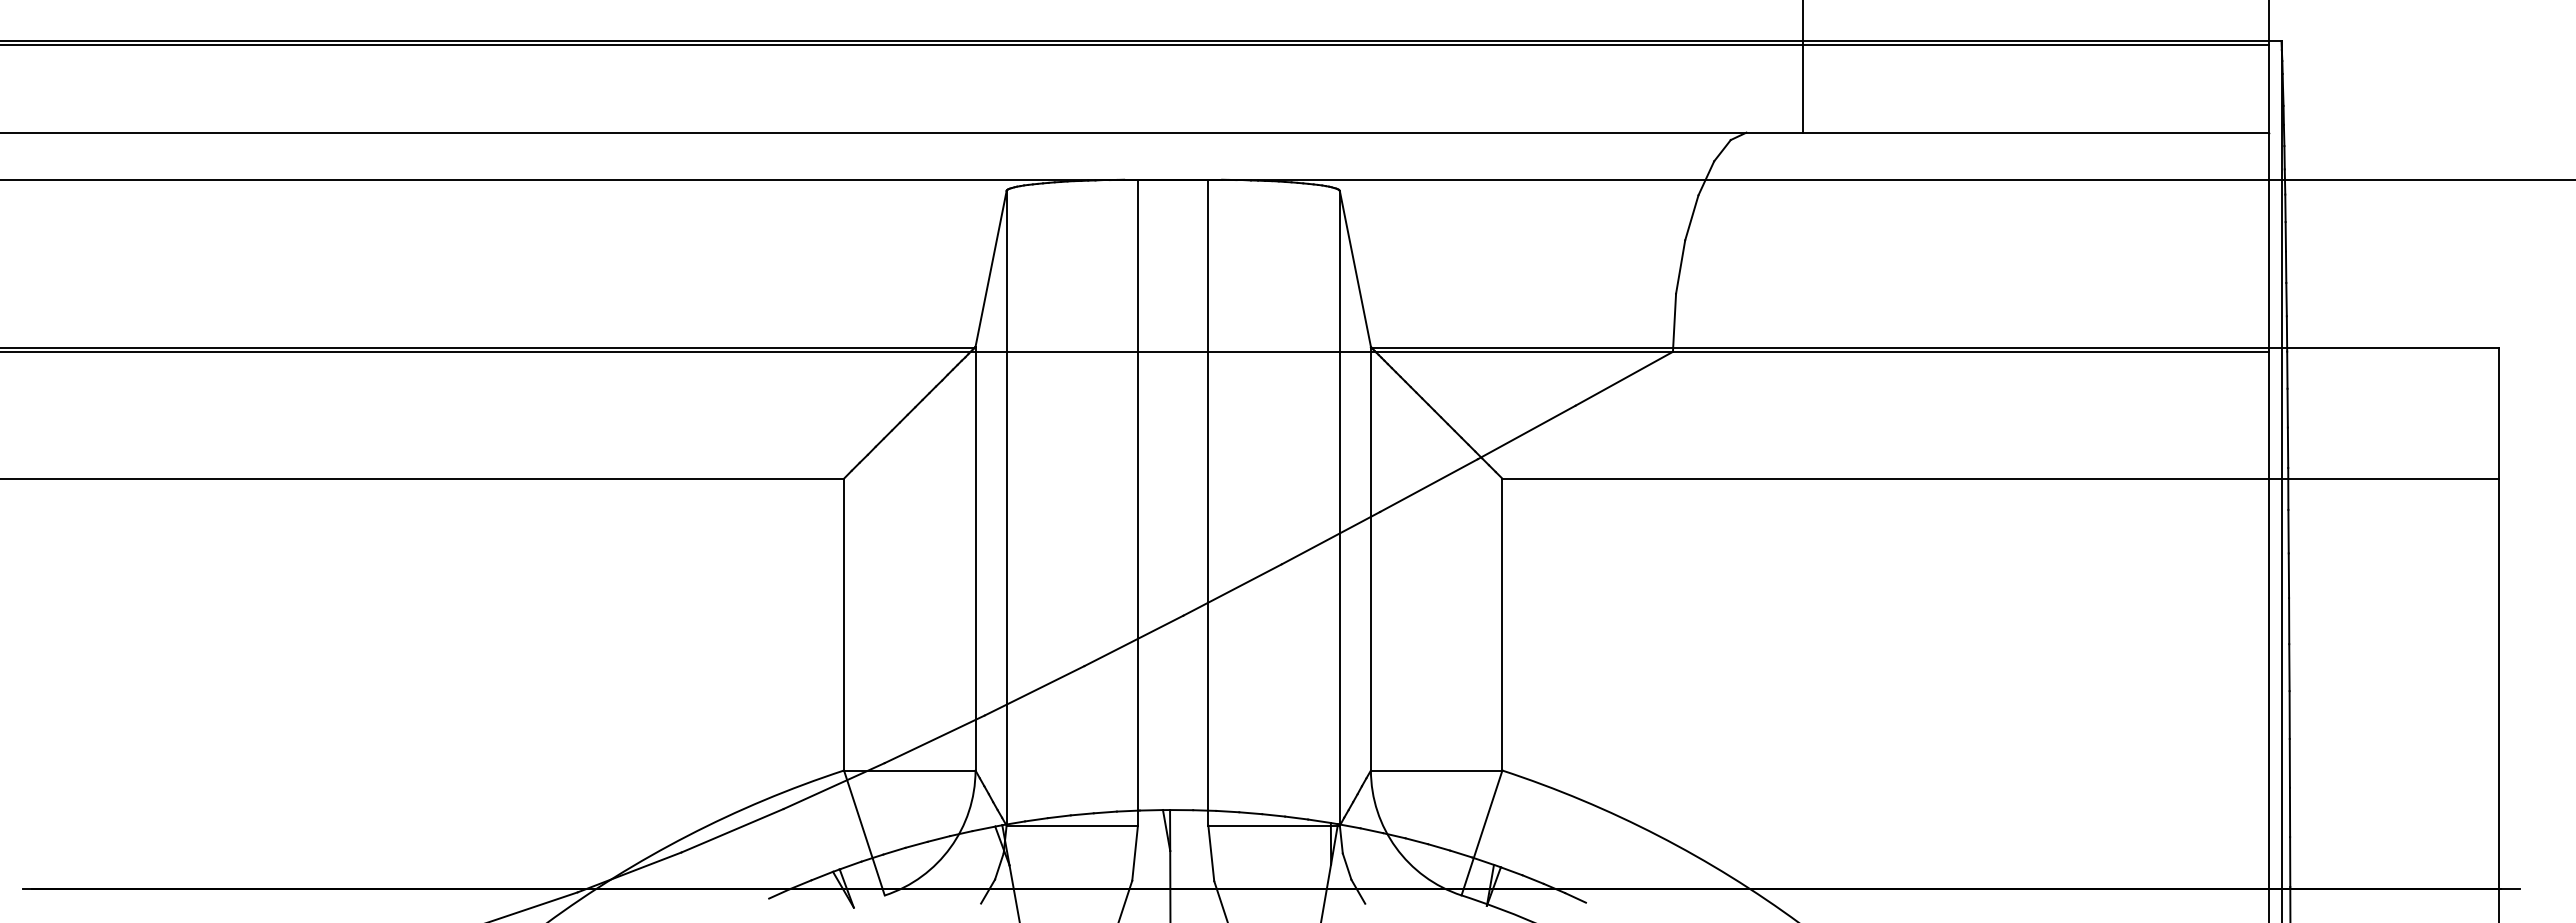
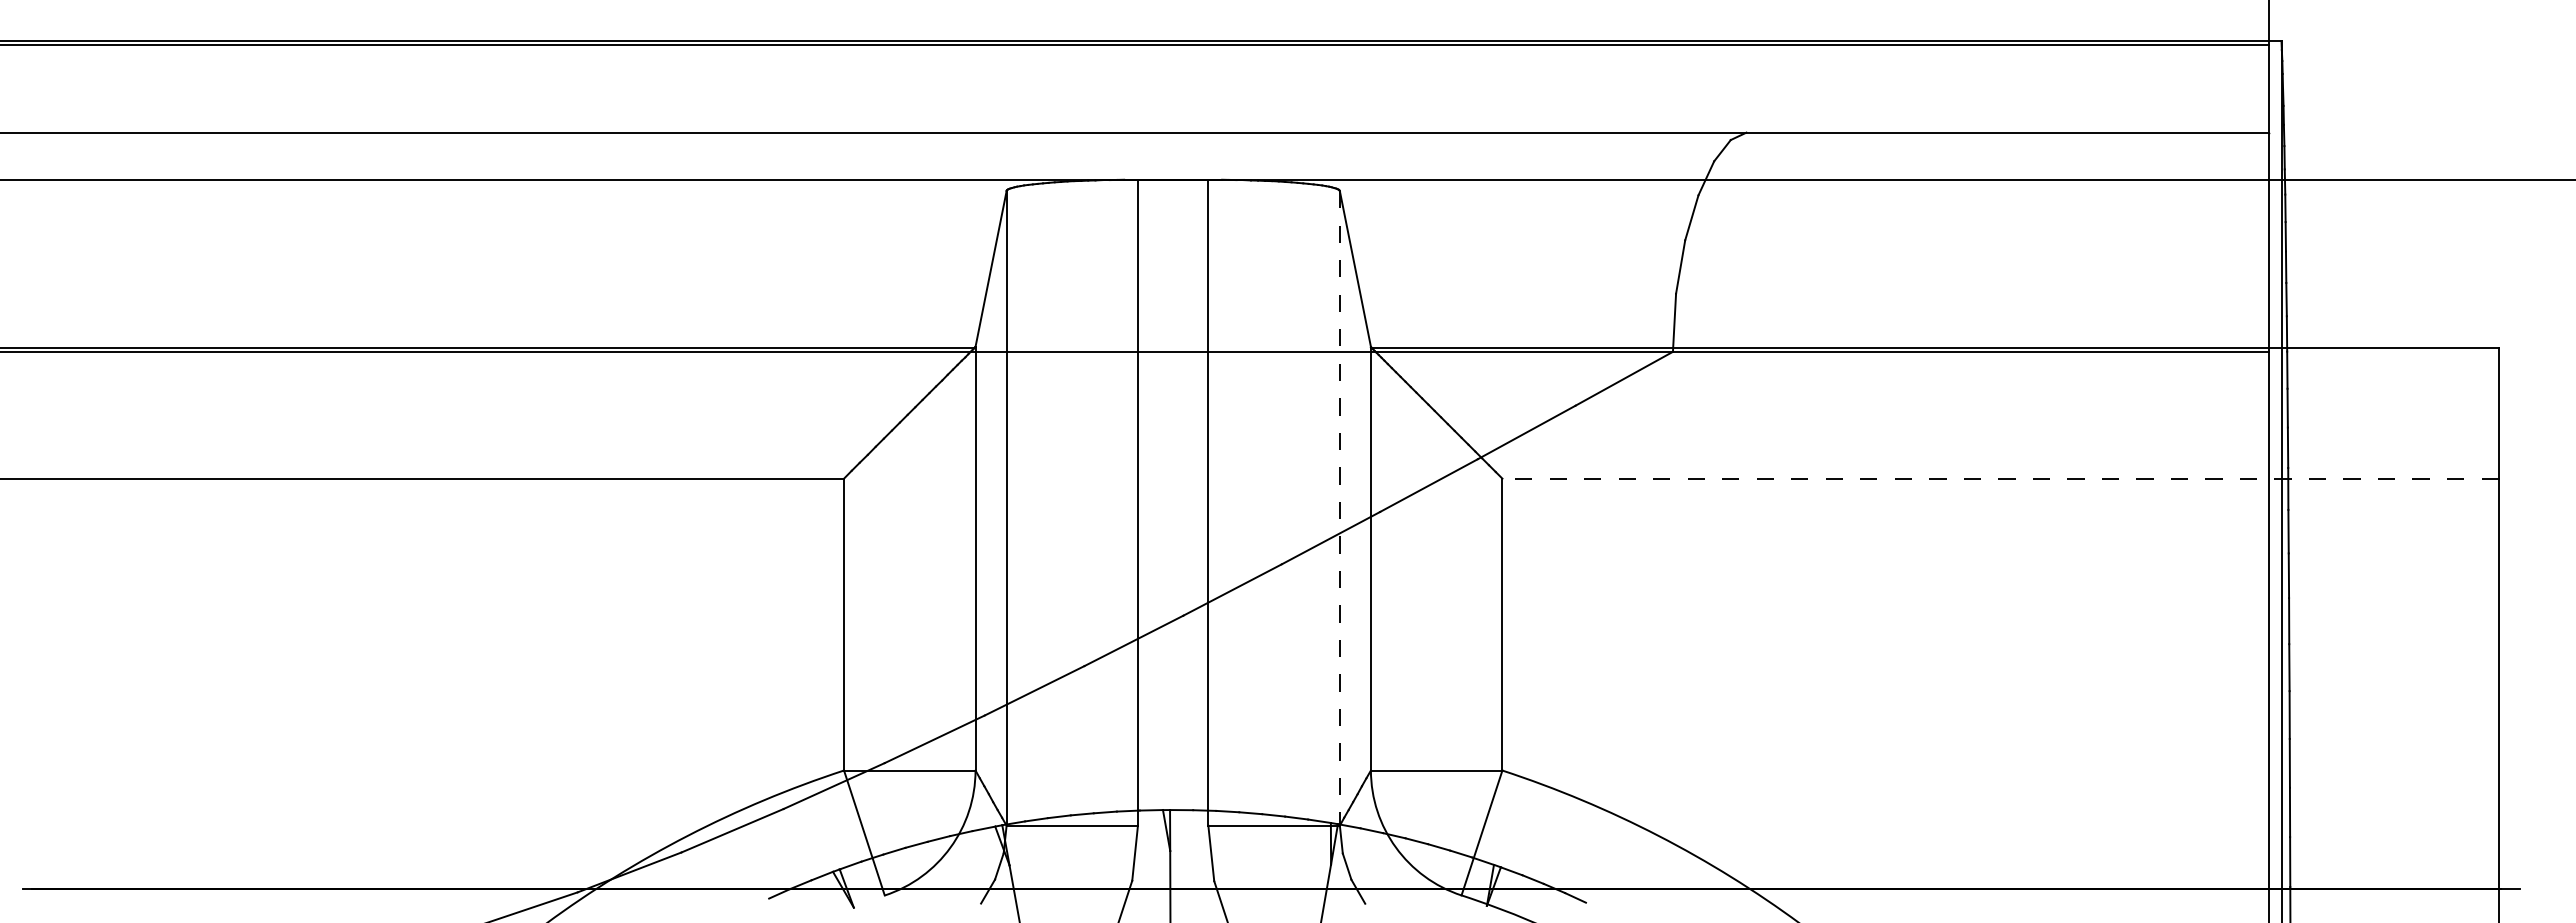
line: present -> none (1803, 67)
line: solid -> dashed (2000, 478)
line: solid -> dashed (1339, 508)
